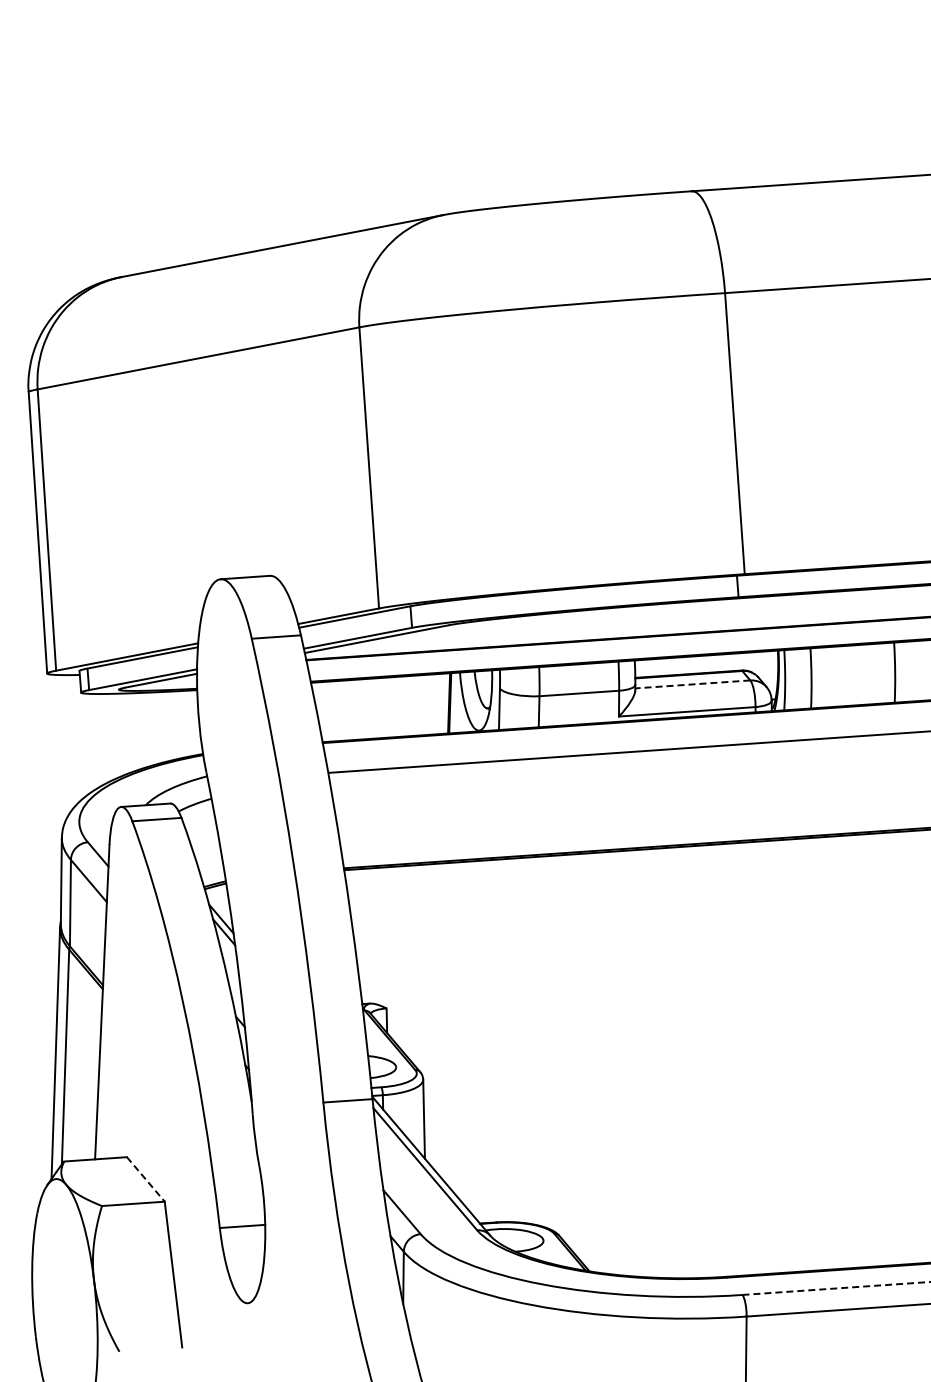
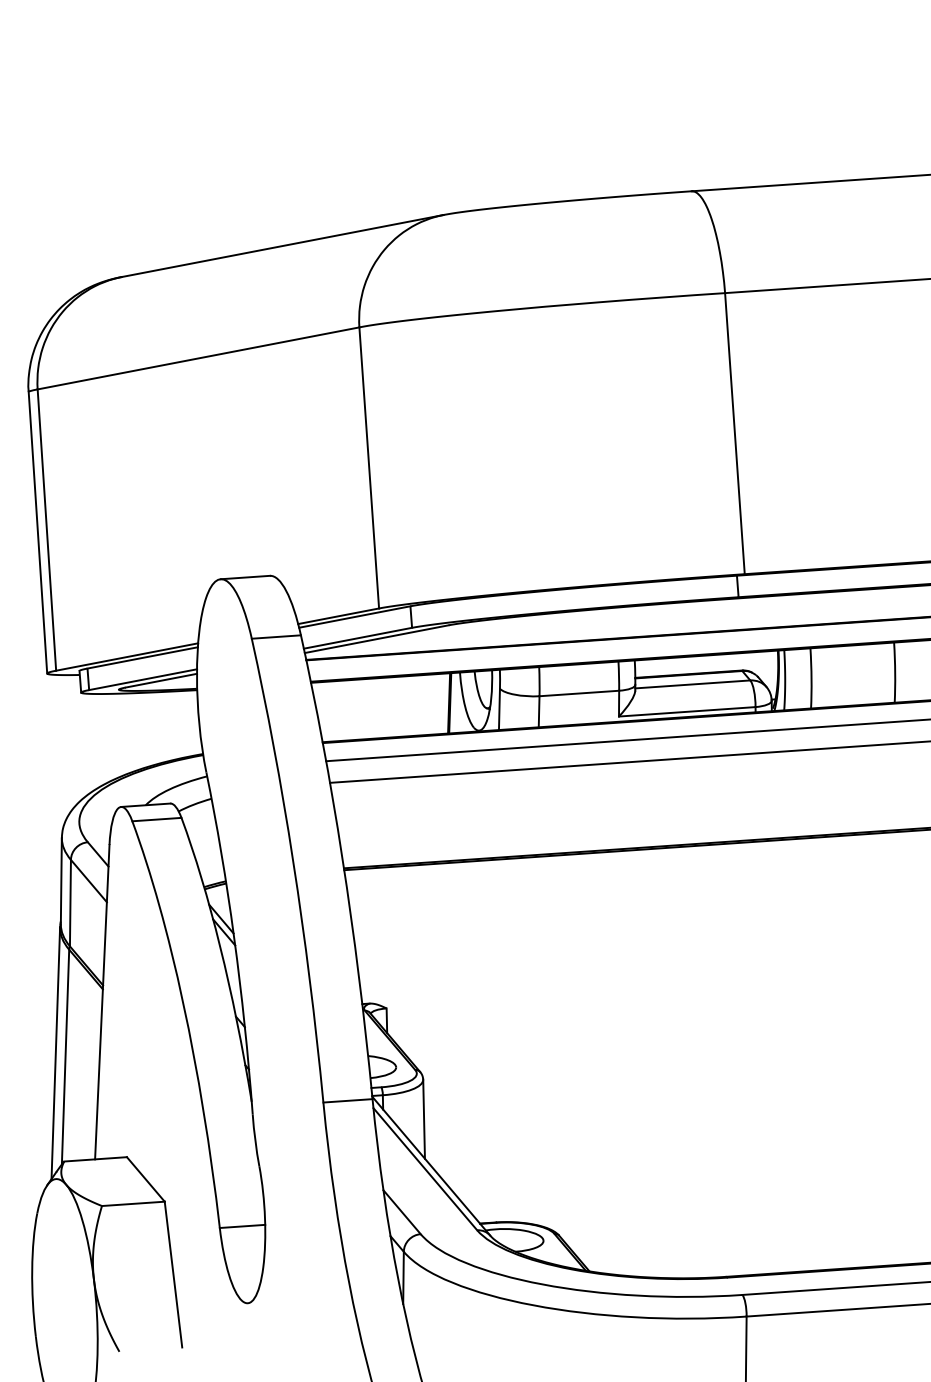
line: dashed -> solid (692, 684)
line: none -> present (626, 740)
line position: (628, 751) -> (628, 761) (628, 761)
line: dashed -> solid (146, 1179)
line: dashed -> solid (837, 1288)
